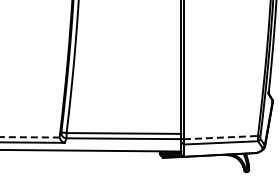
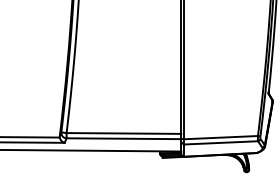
line: dashed -> solid (29, 137)
line: dashed -> solid (221, 137)
